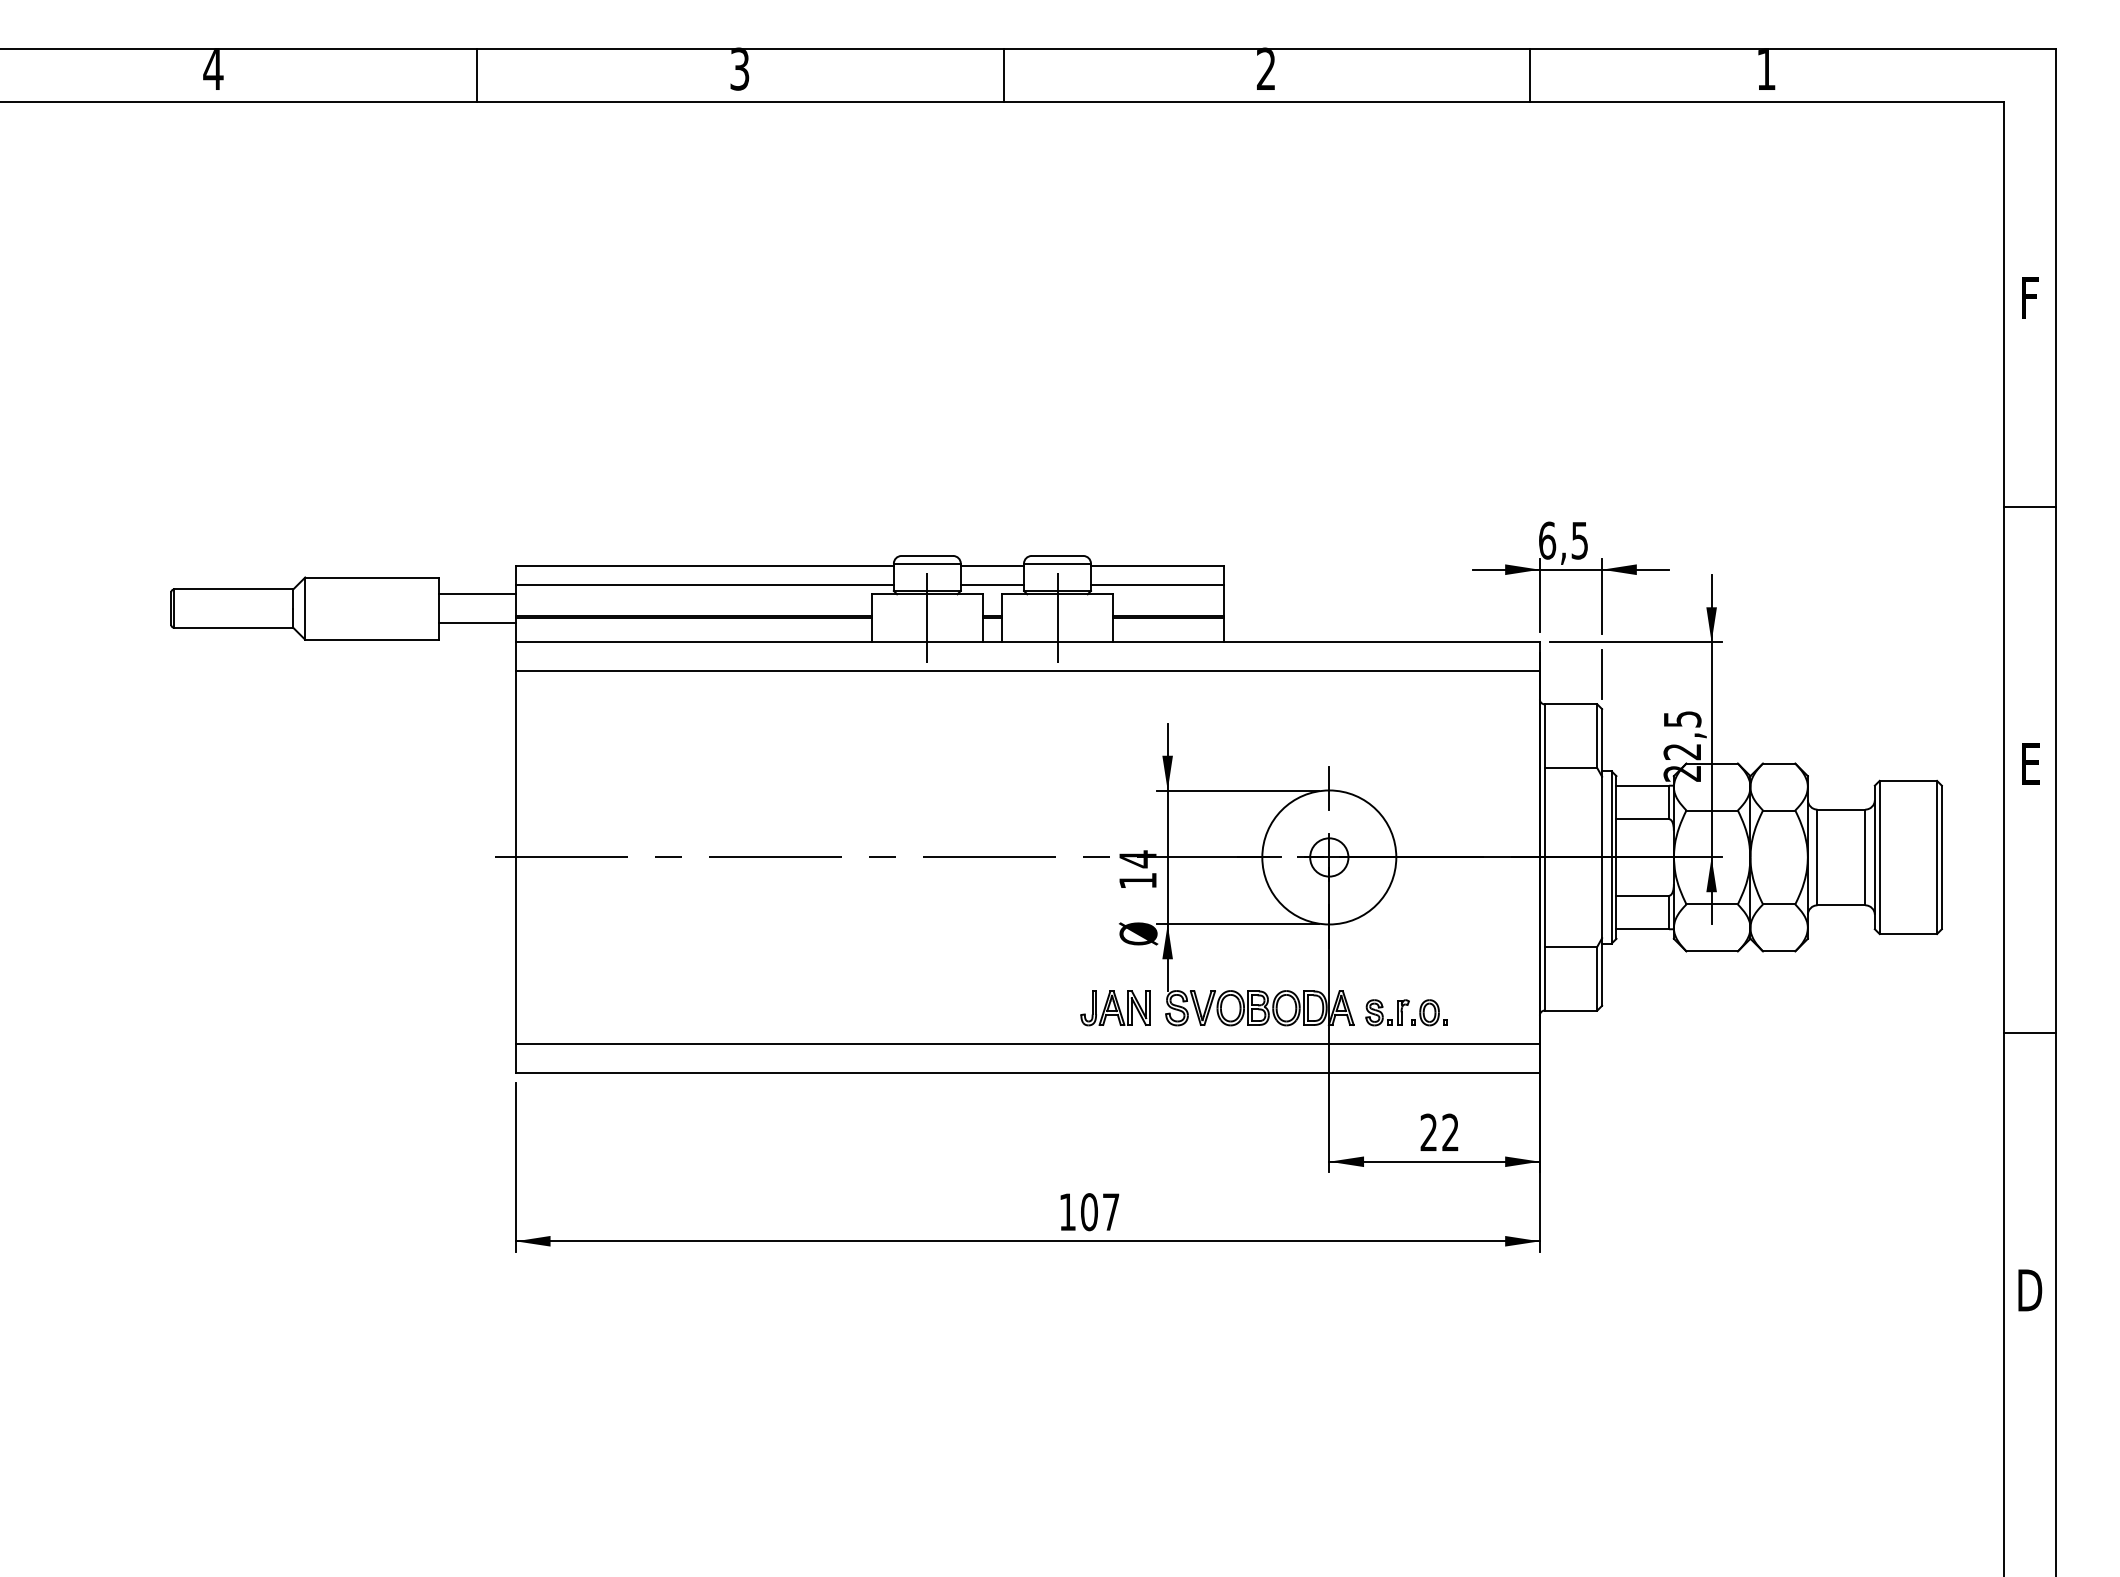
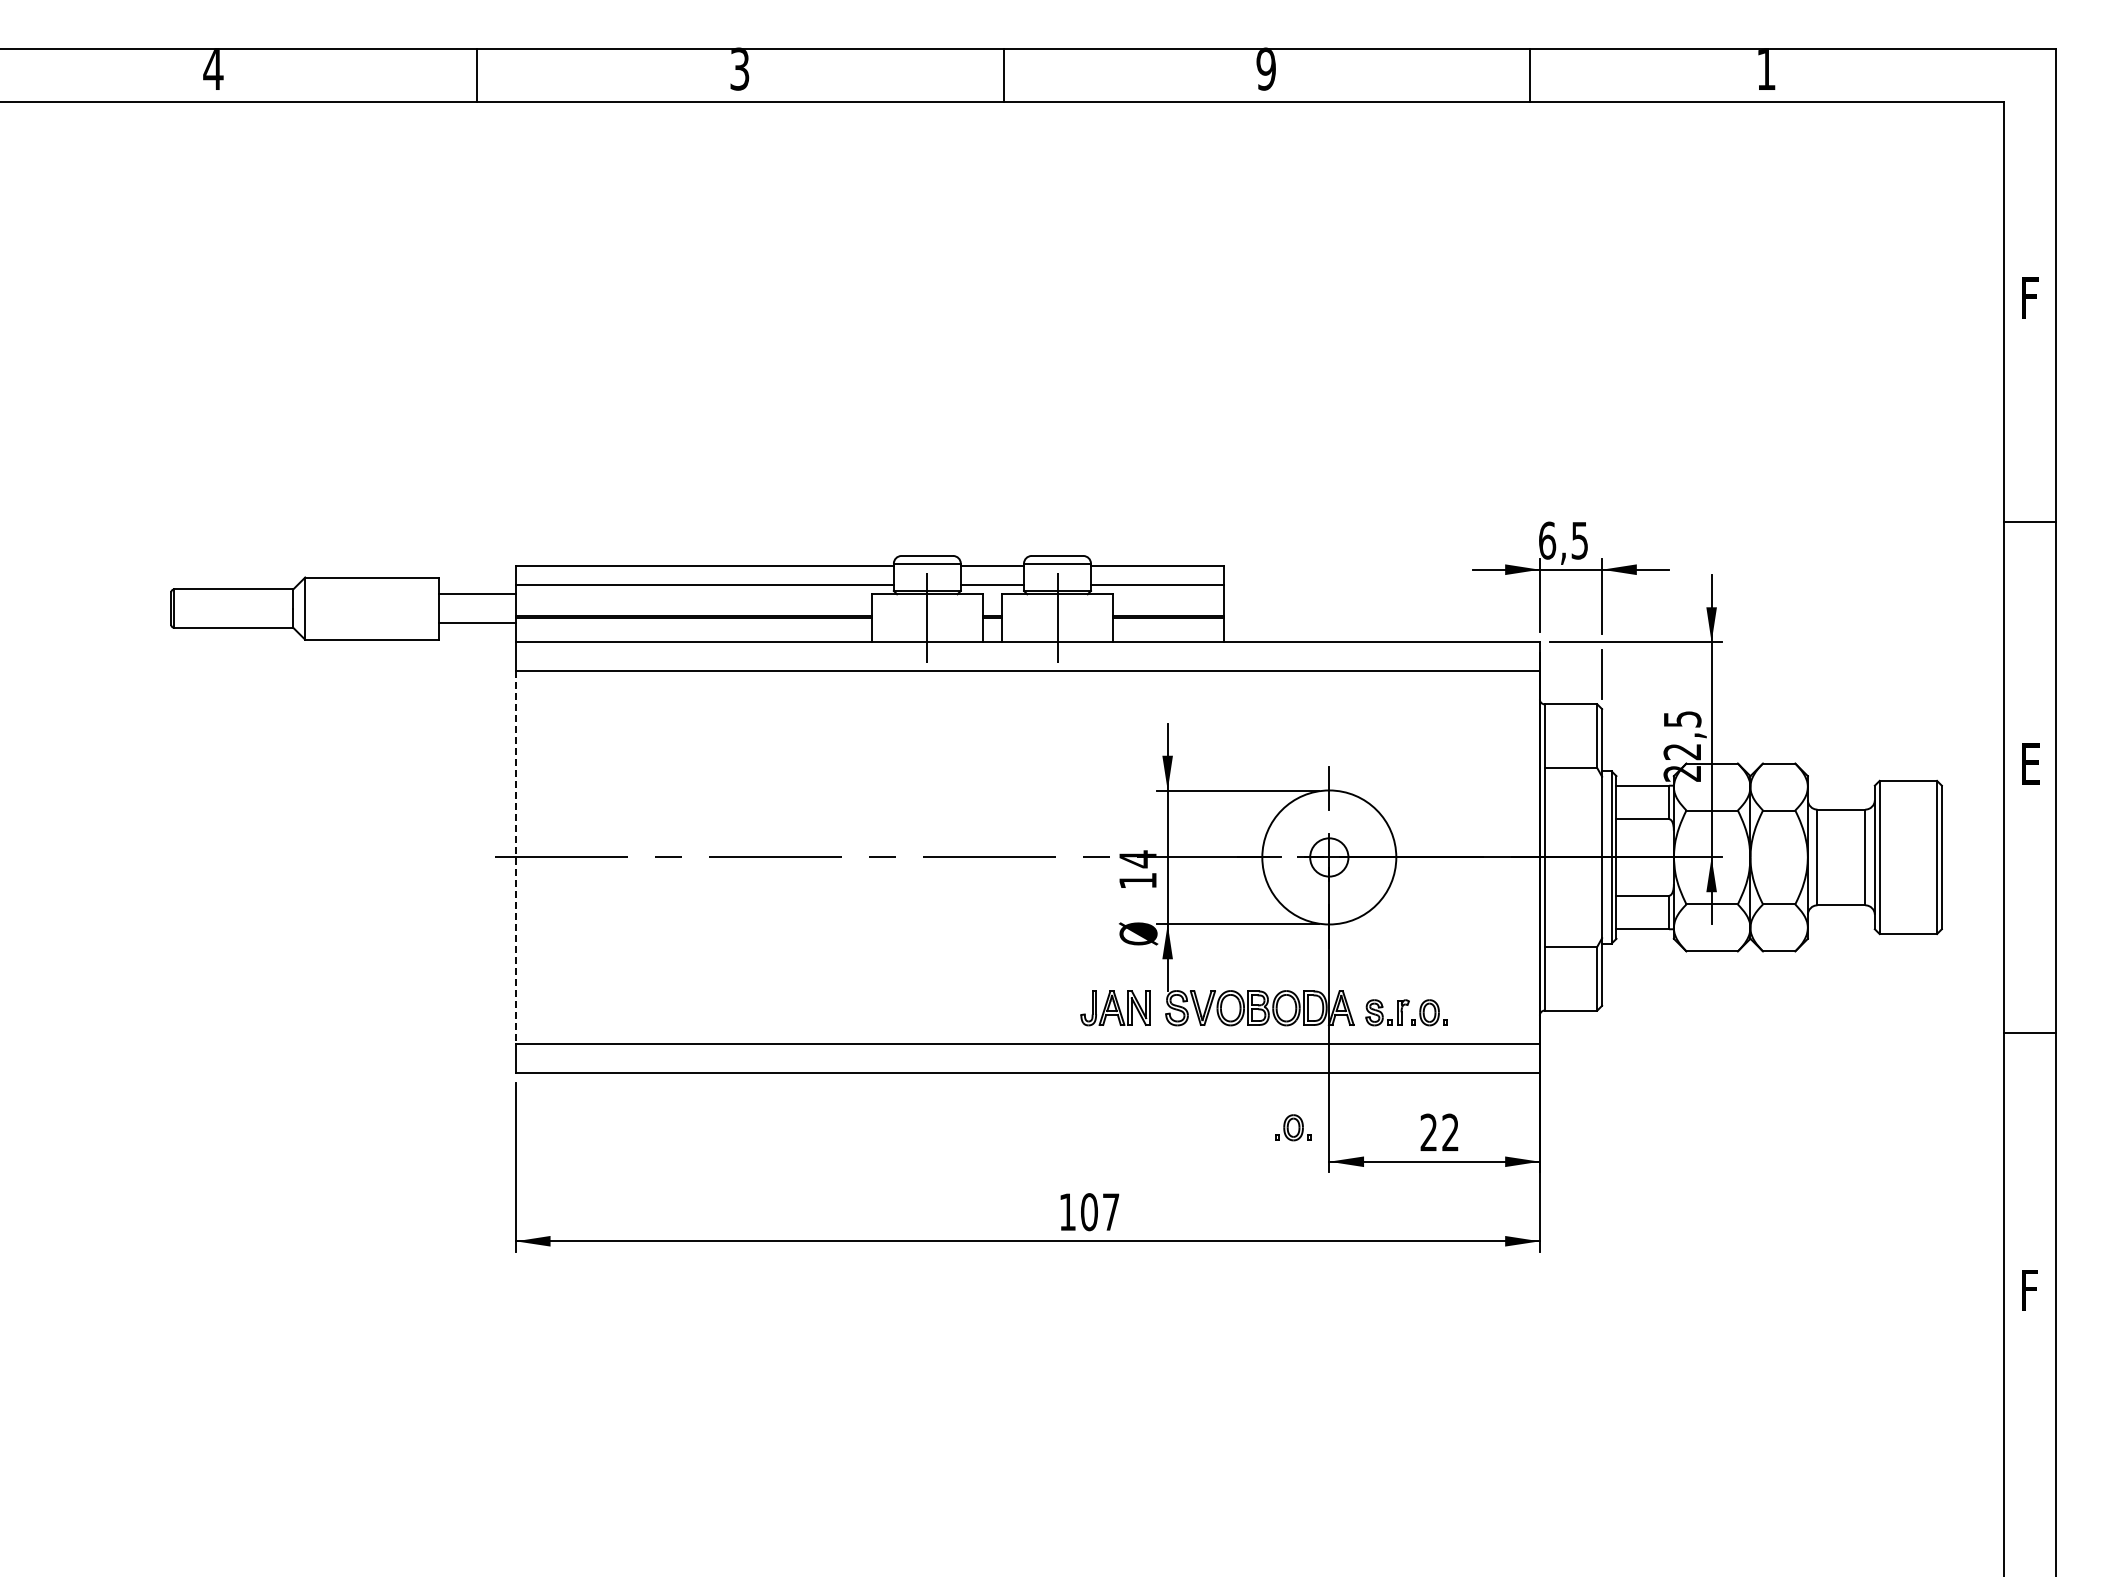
text: 2 -> 9 (1265, 68)
line position: (2029, 506) -> (2029, 521) (2029, 521)
line: solid -> dashed (515, 857)
part: none -> present (1293, 1127)
text: D -> F (2030, 1290)
